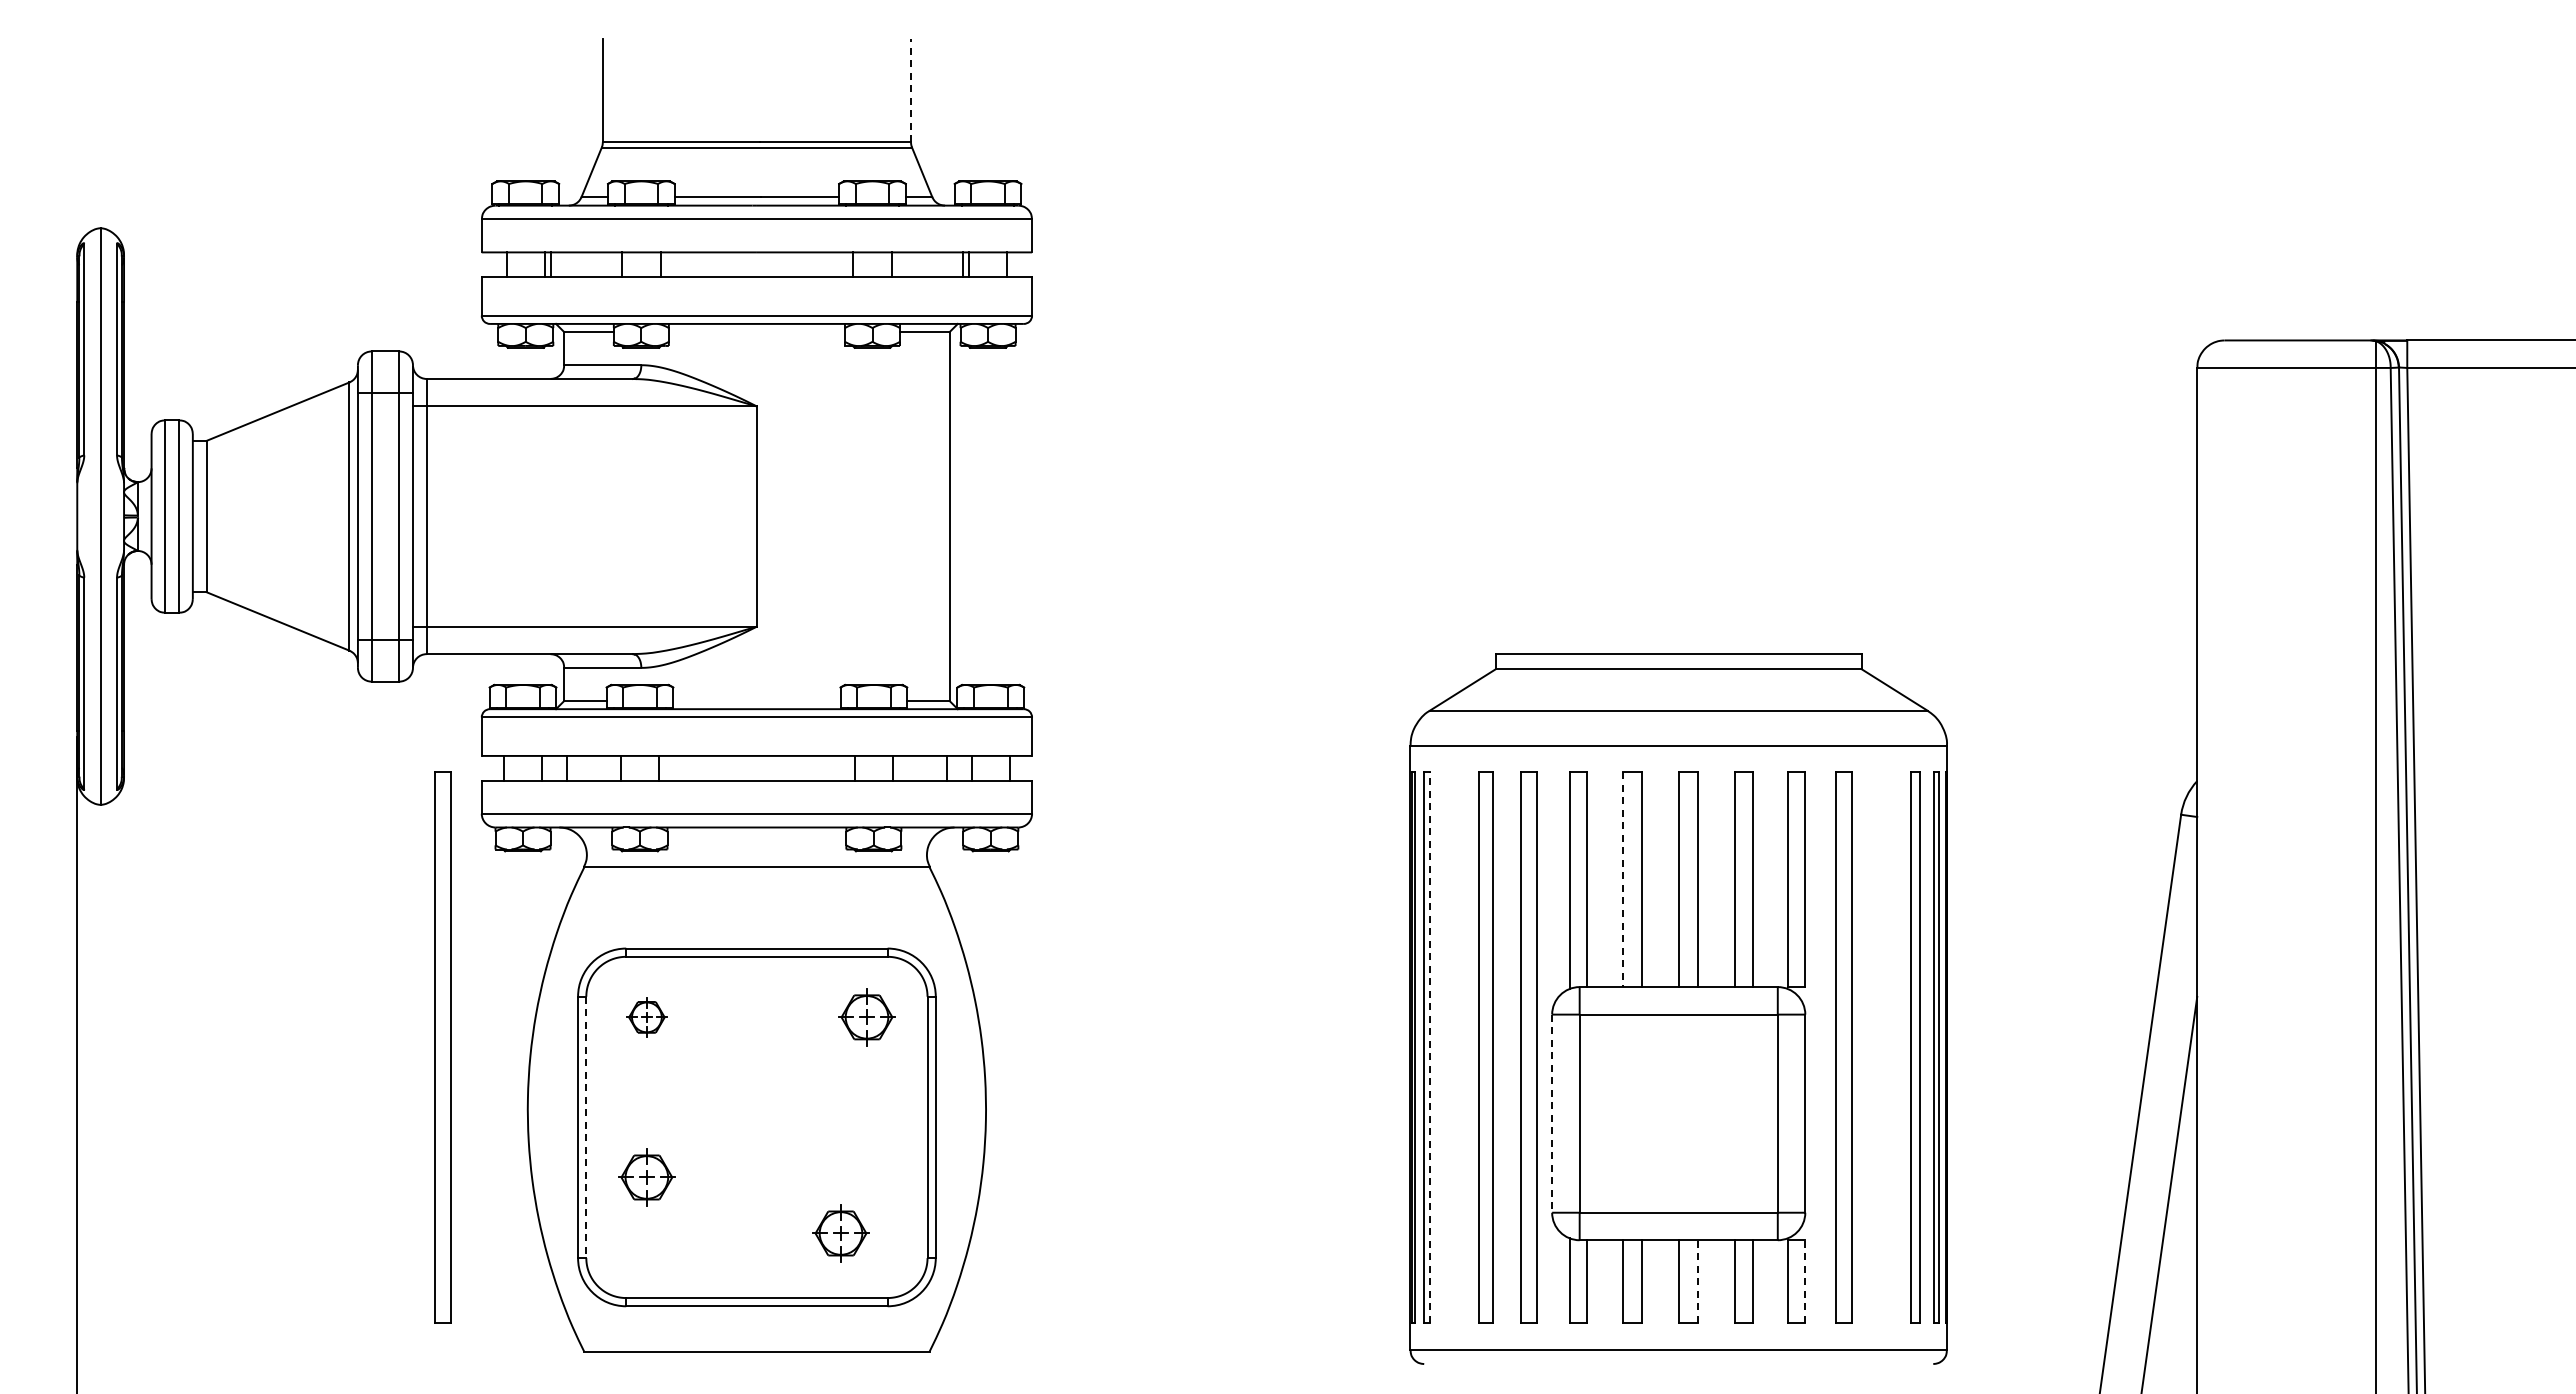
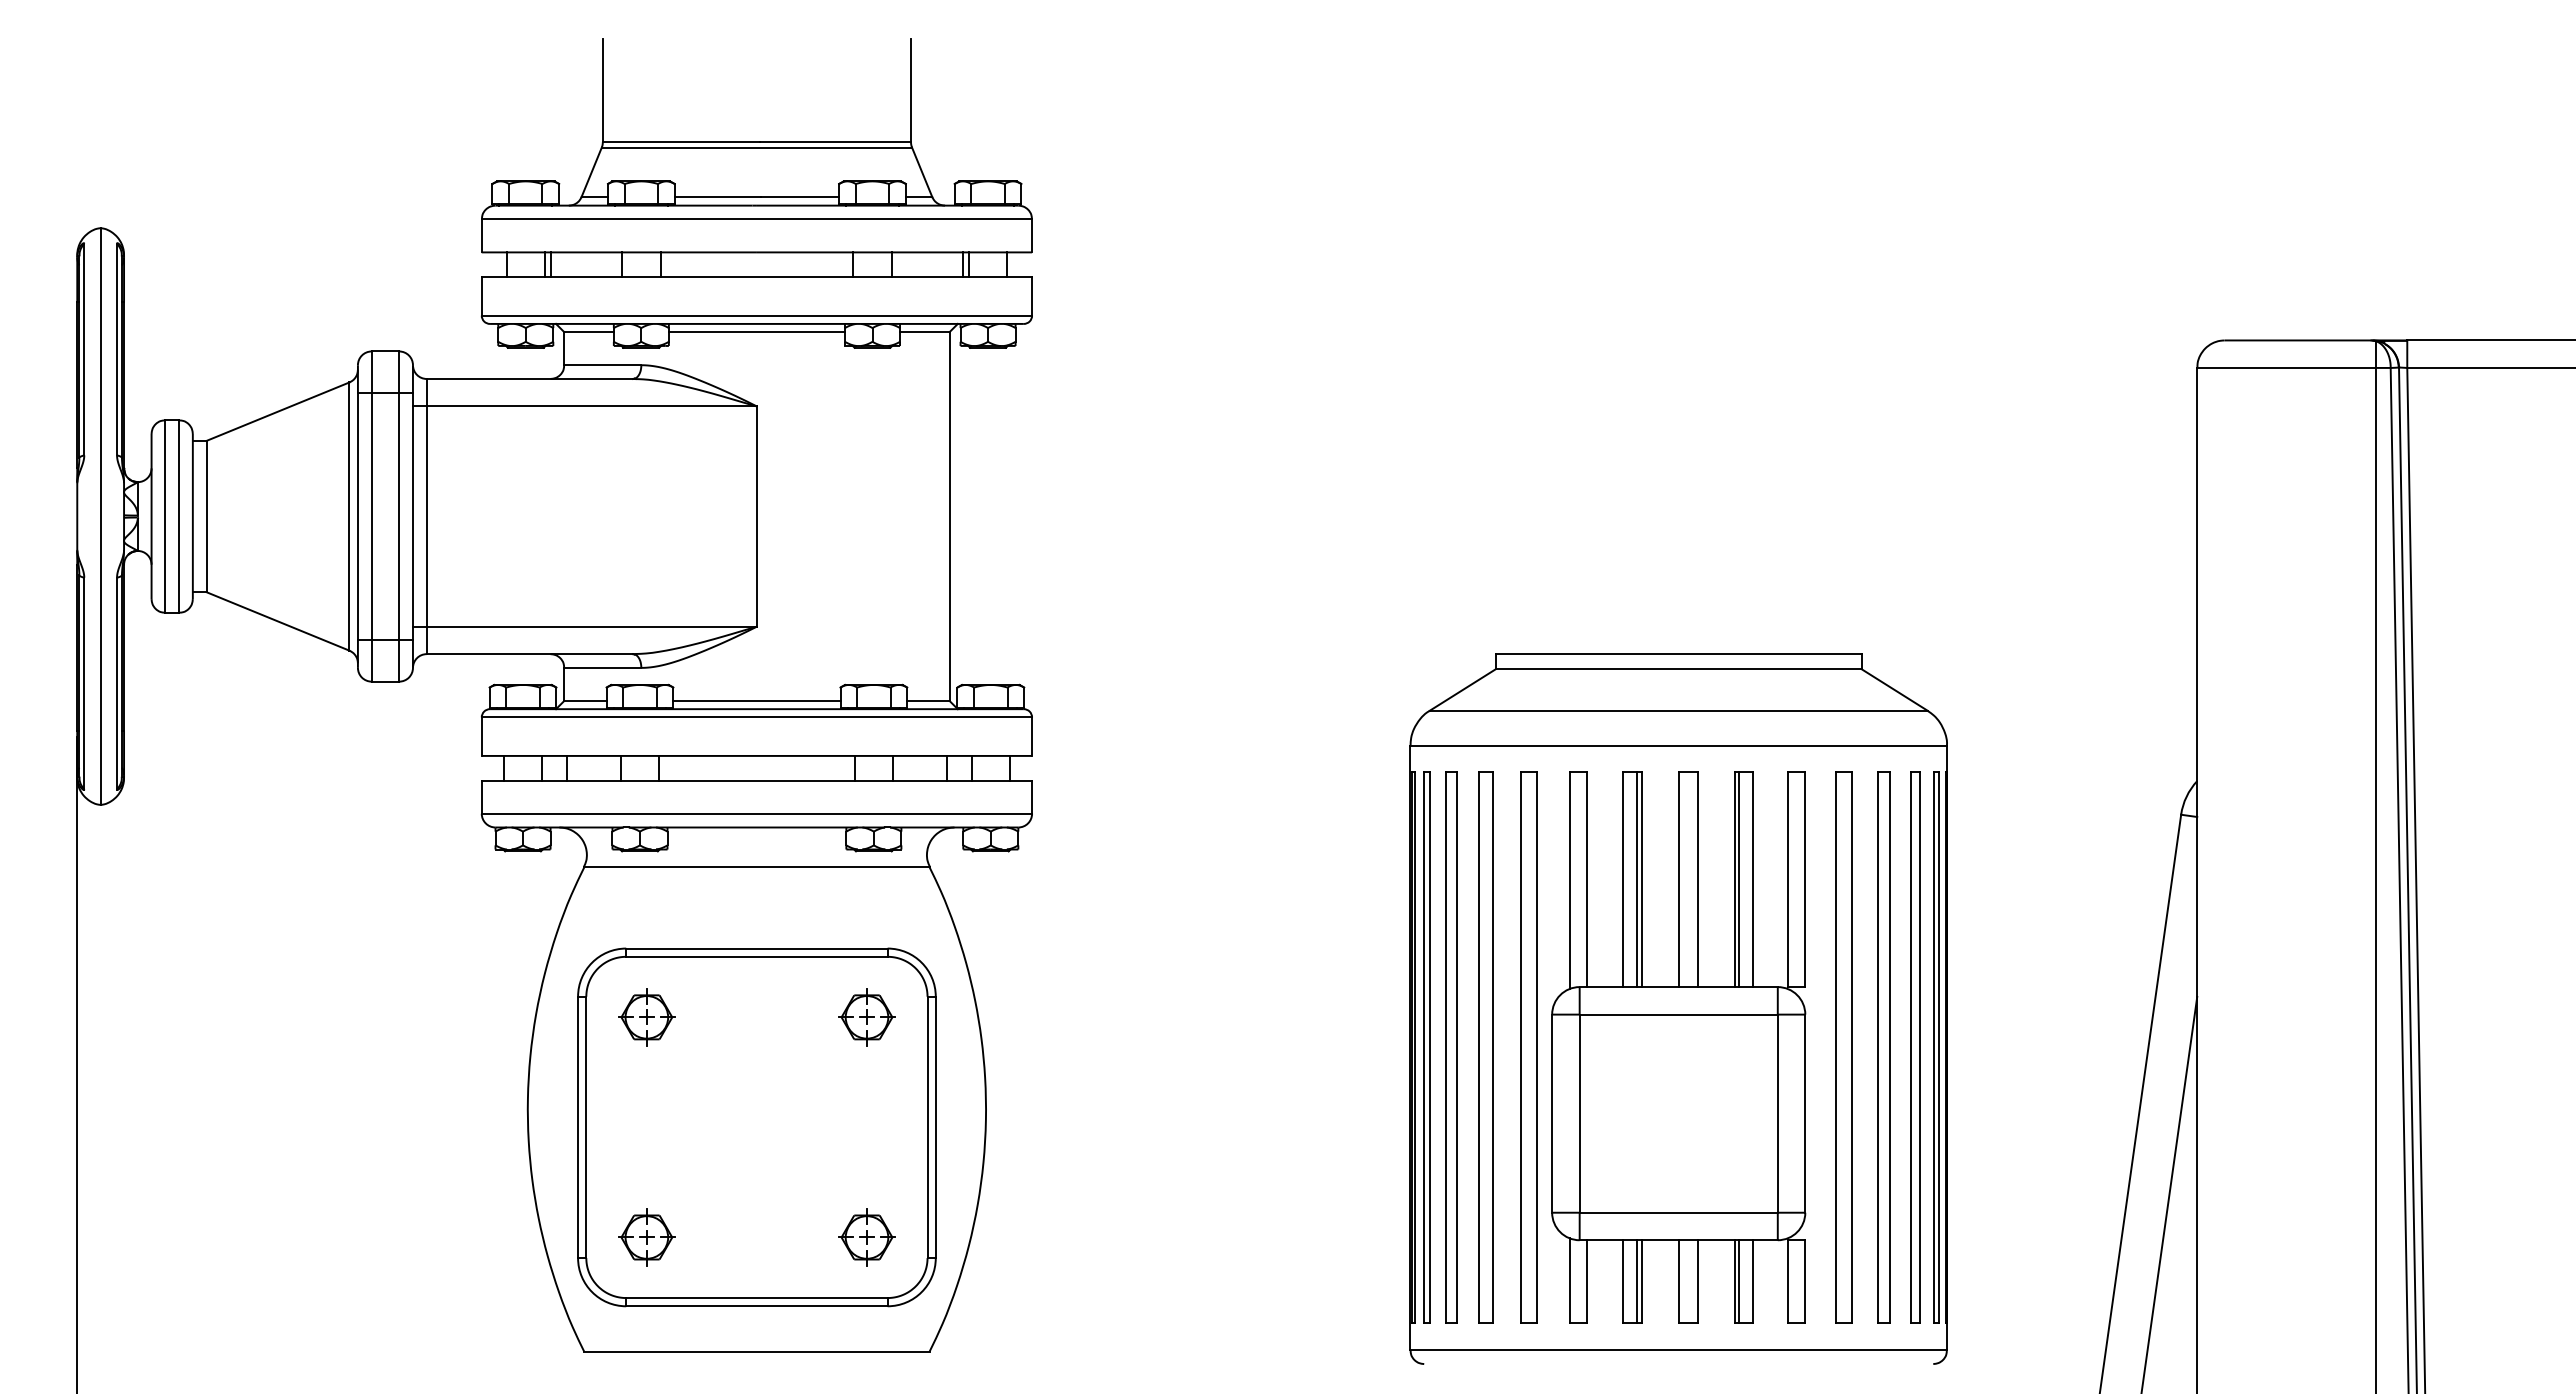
line: dashed -> solid (911, 90)
line: none -> present (756, 332)
line: none -> present (756, 700)
line: none -> present (1637, 879)
line: none -> present (1739, 879)
line: dashed -> solid (1622, 880)
part size: 42x41 px -> 58x59 px (646, 1017)
part: present -> none (442, 1047)
line: dashed -> solid (1430, 1047)
part: none -> present (1451, 1047)
part: none -> present (1883, 1047)
line: dashed -> solid (1552, 1114)
line: dashed -> solid (586, 1127)
part position: (646, 1177) -> (646, 1237) (646, 1237)
part position: (840, 1233) -> (866, 1237) (866, 1237)
line: none -> present (1637, 1281)
line: dashed -> solid (1697, 1281)
line: none -> present (1739, 1281)
line: dashed -> solid (1805, 1281)
